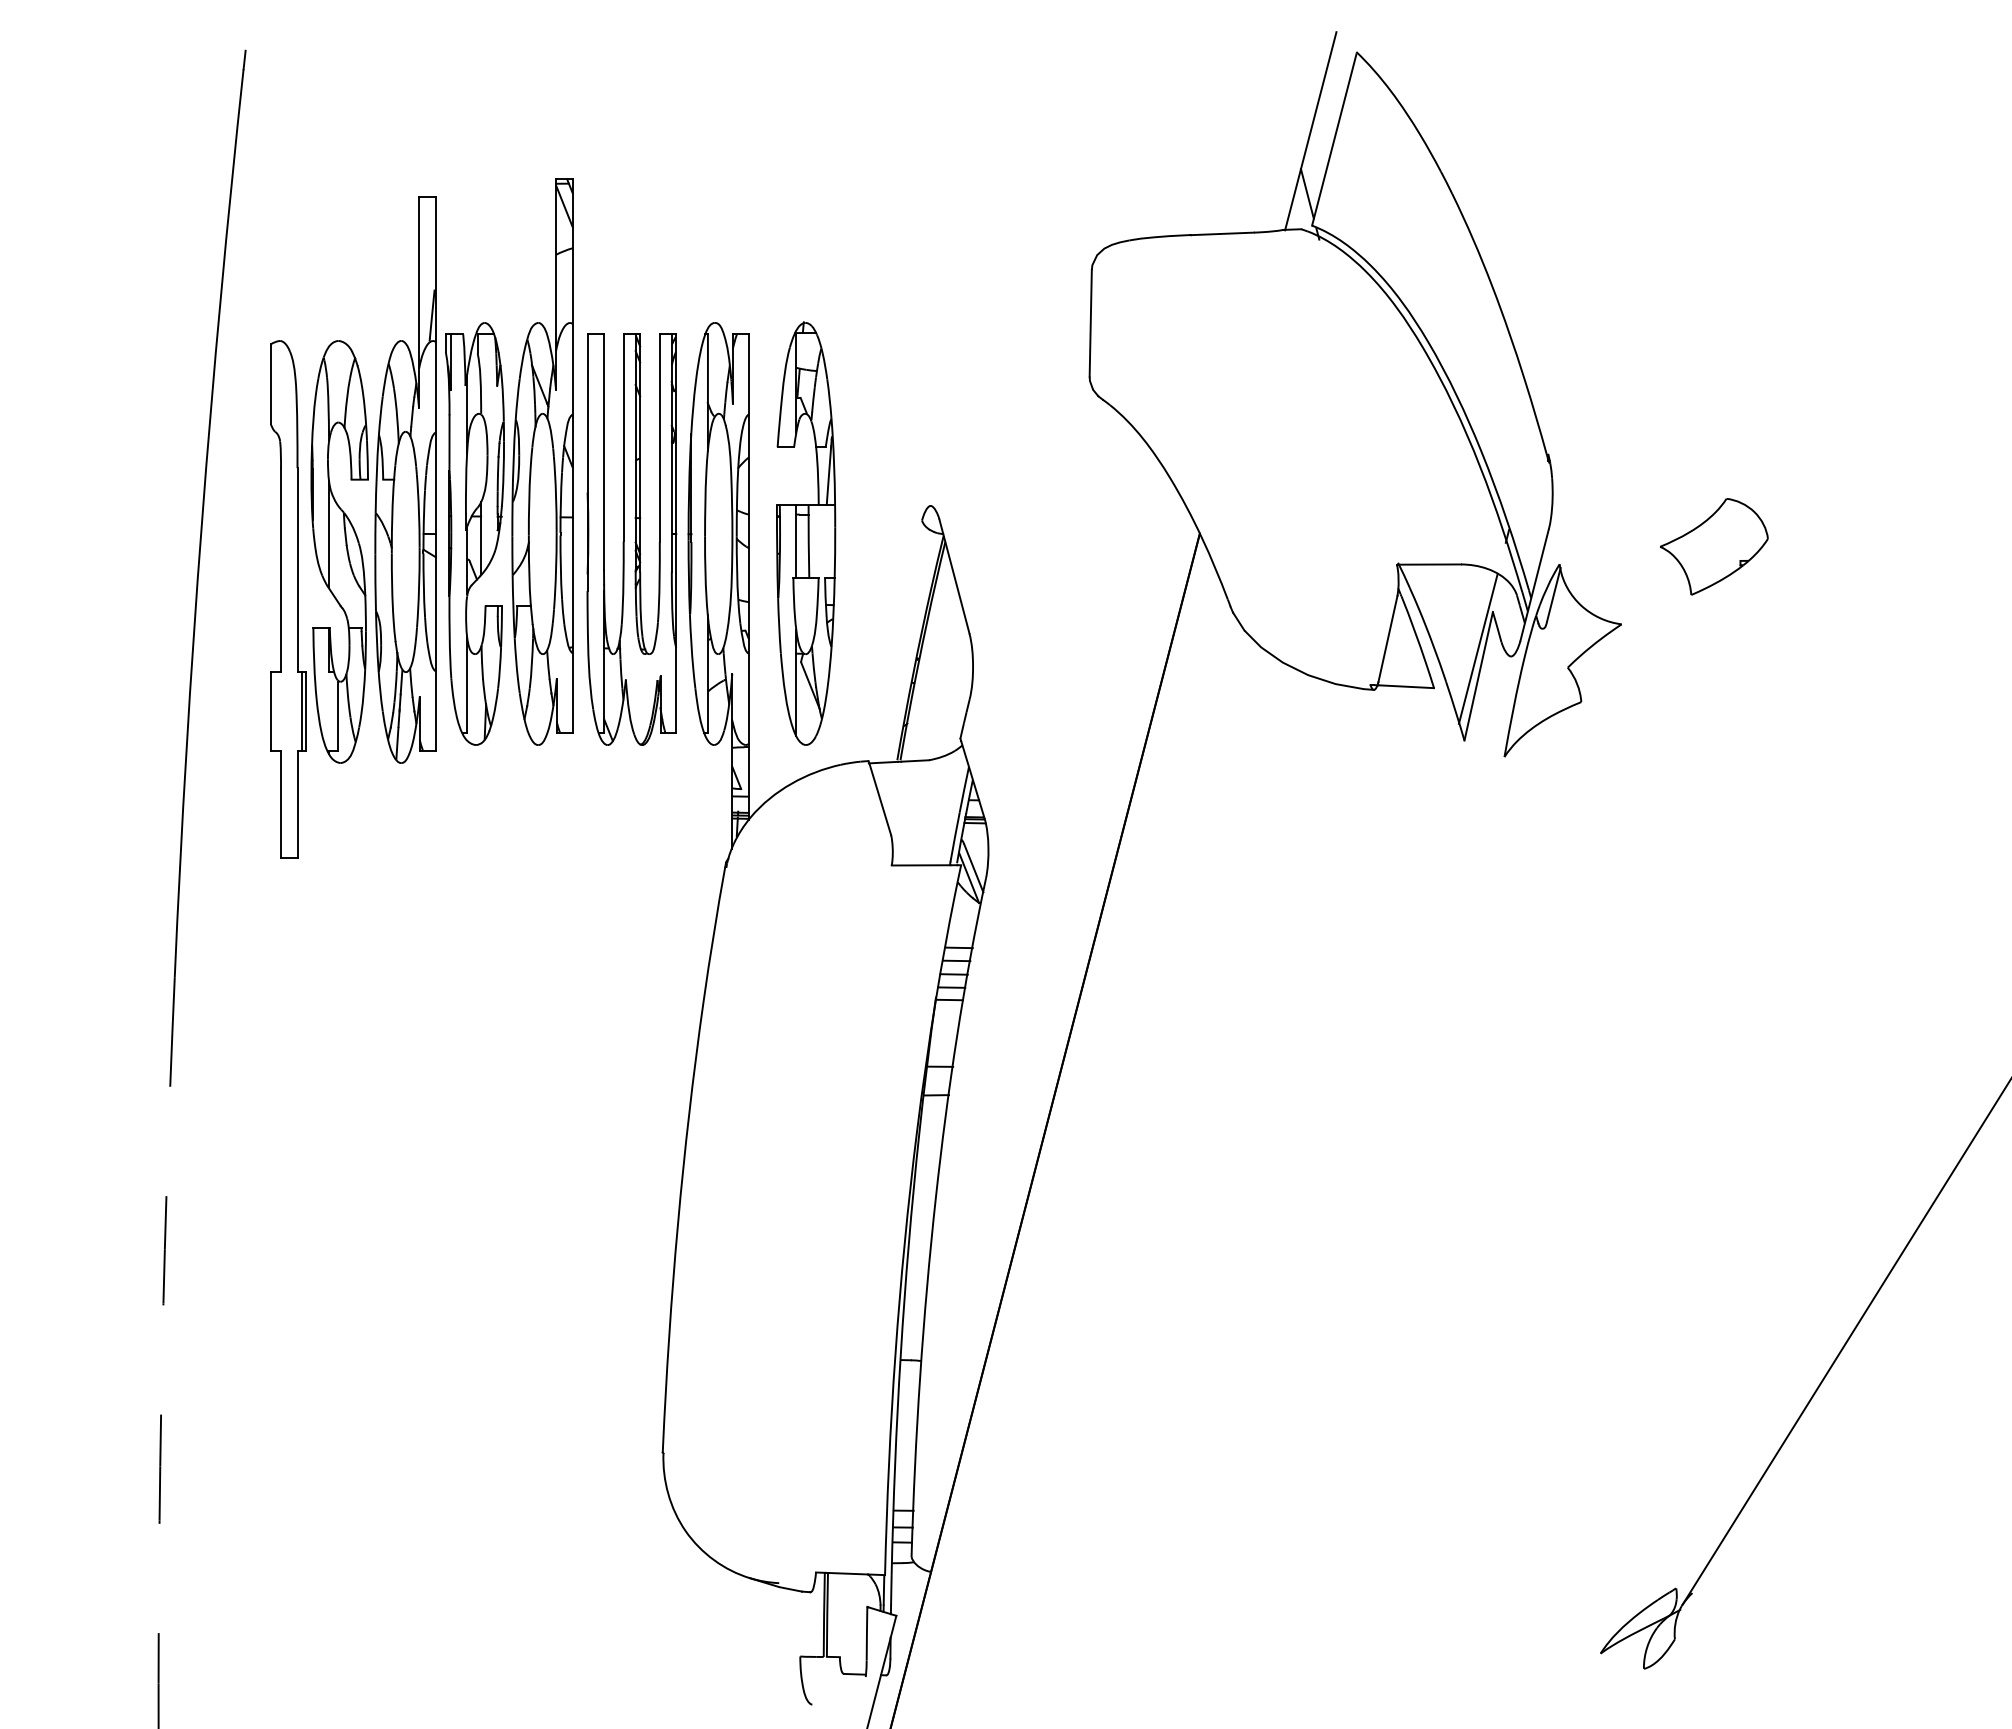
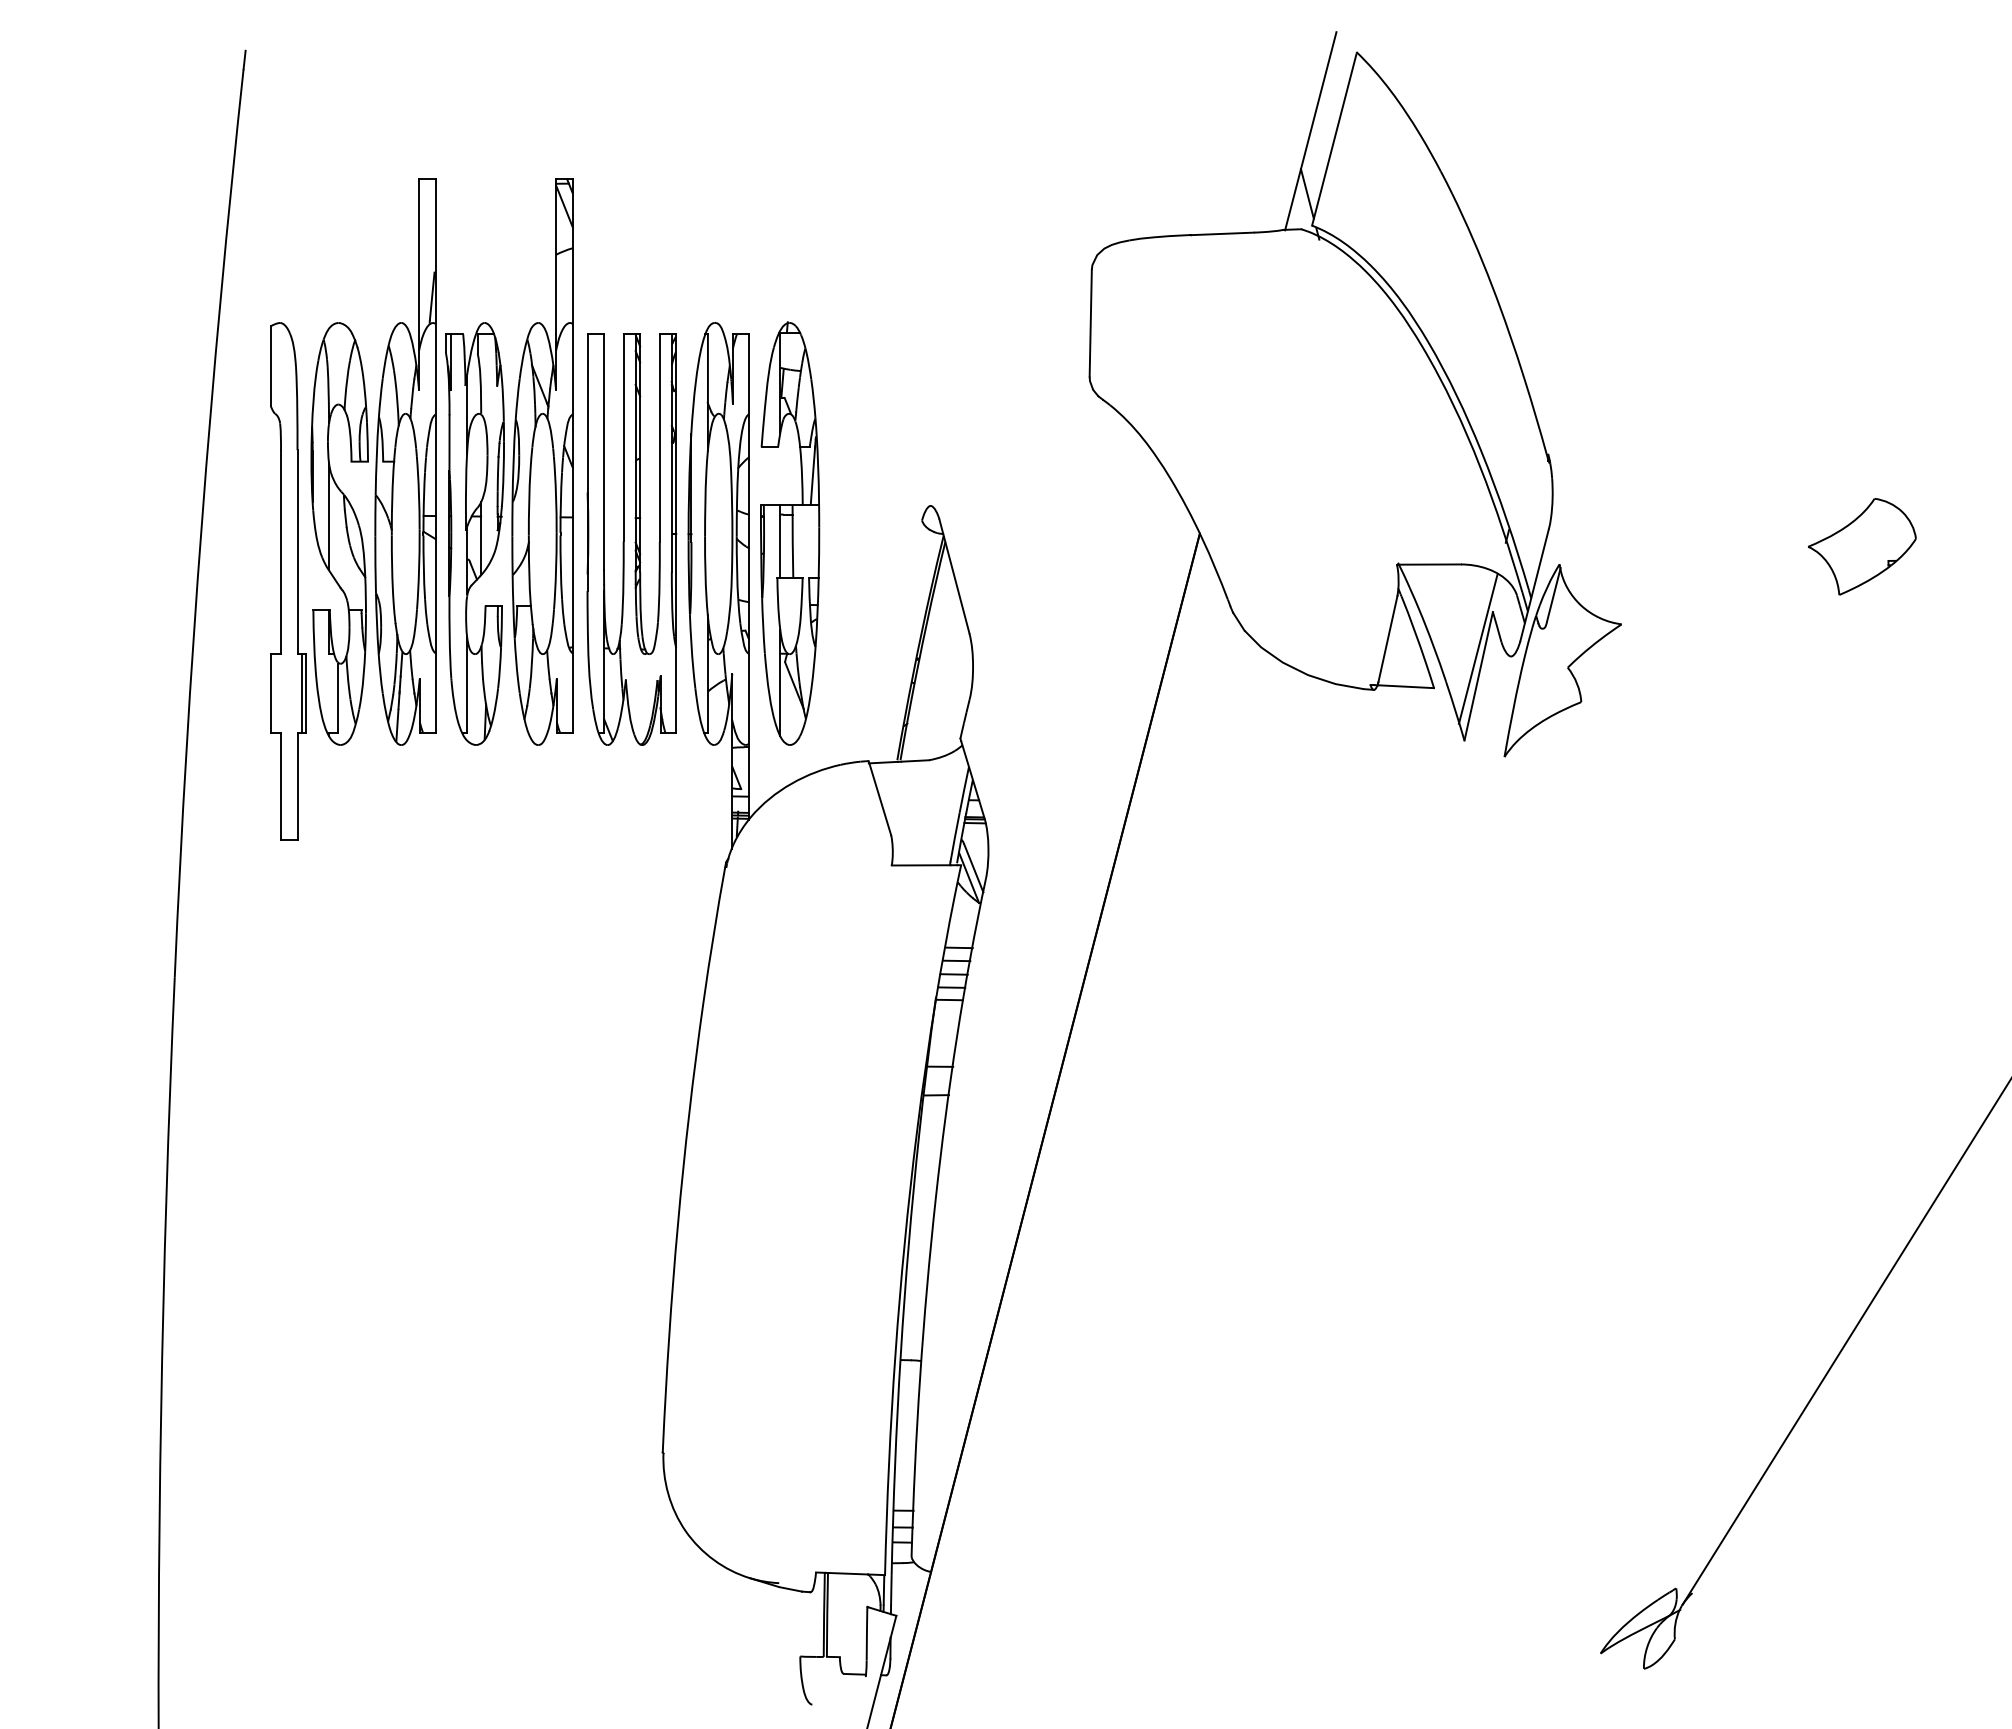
part position: (353, 527) -> (353, 509) (353, 509)
part position: (806, 533) -> (790, 533) (790, 533)
part position: (1714, 546) -> (1862, 546) (1862, 546)
arc: dashed -> solid (162, 1353)
